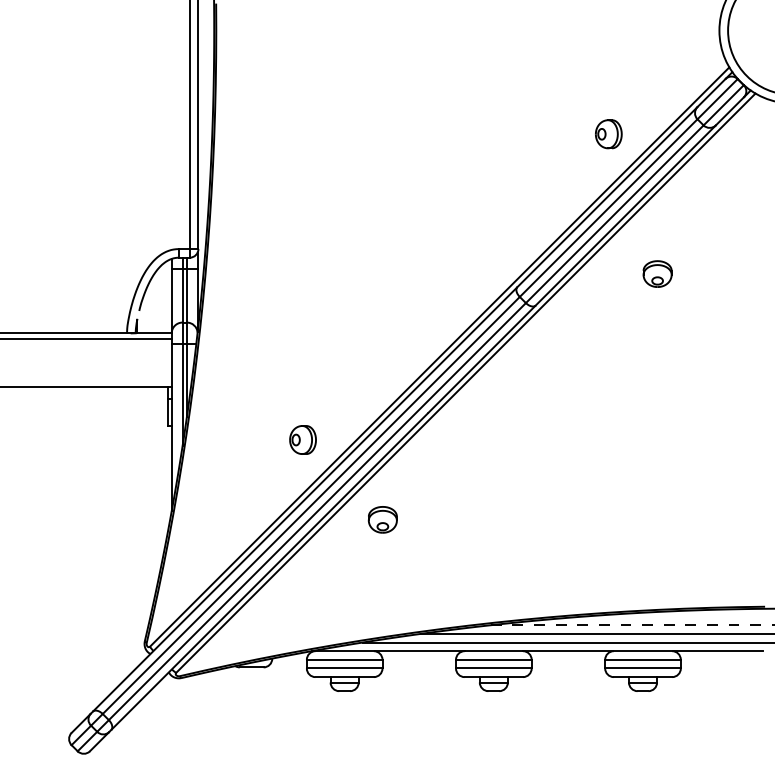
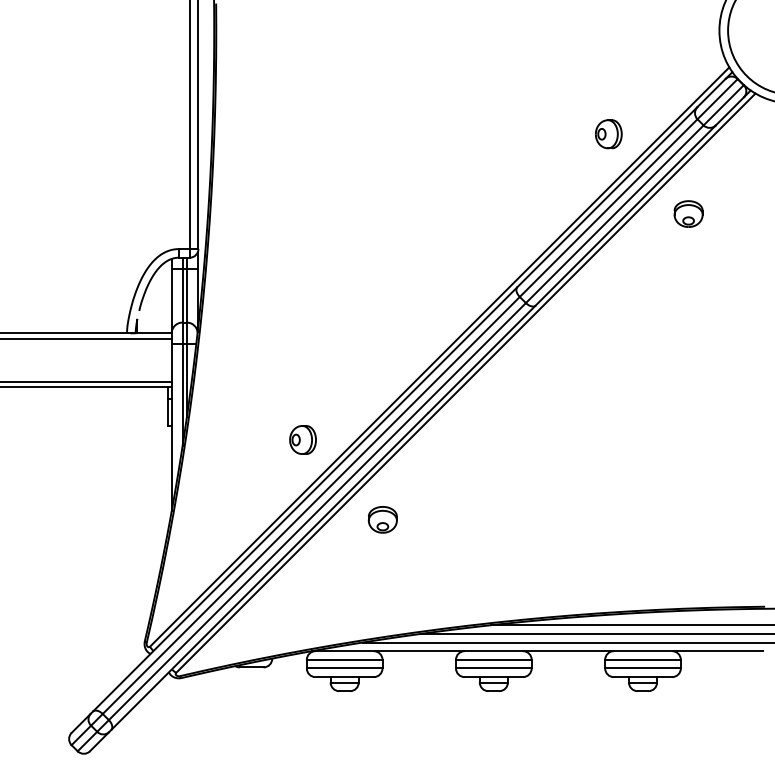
part position: (657, 273) -> (688, 213) (688, 213)
line: none -> present (86, 381)
line: dashed -> solid (632, 625)
